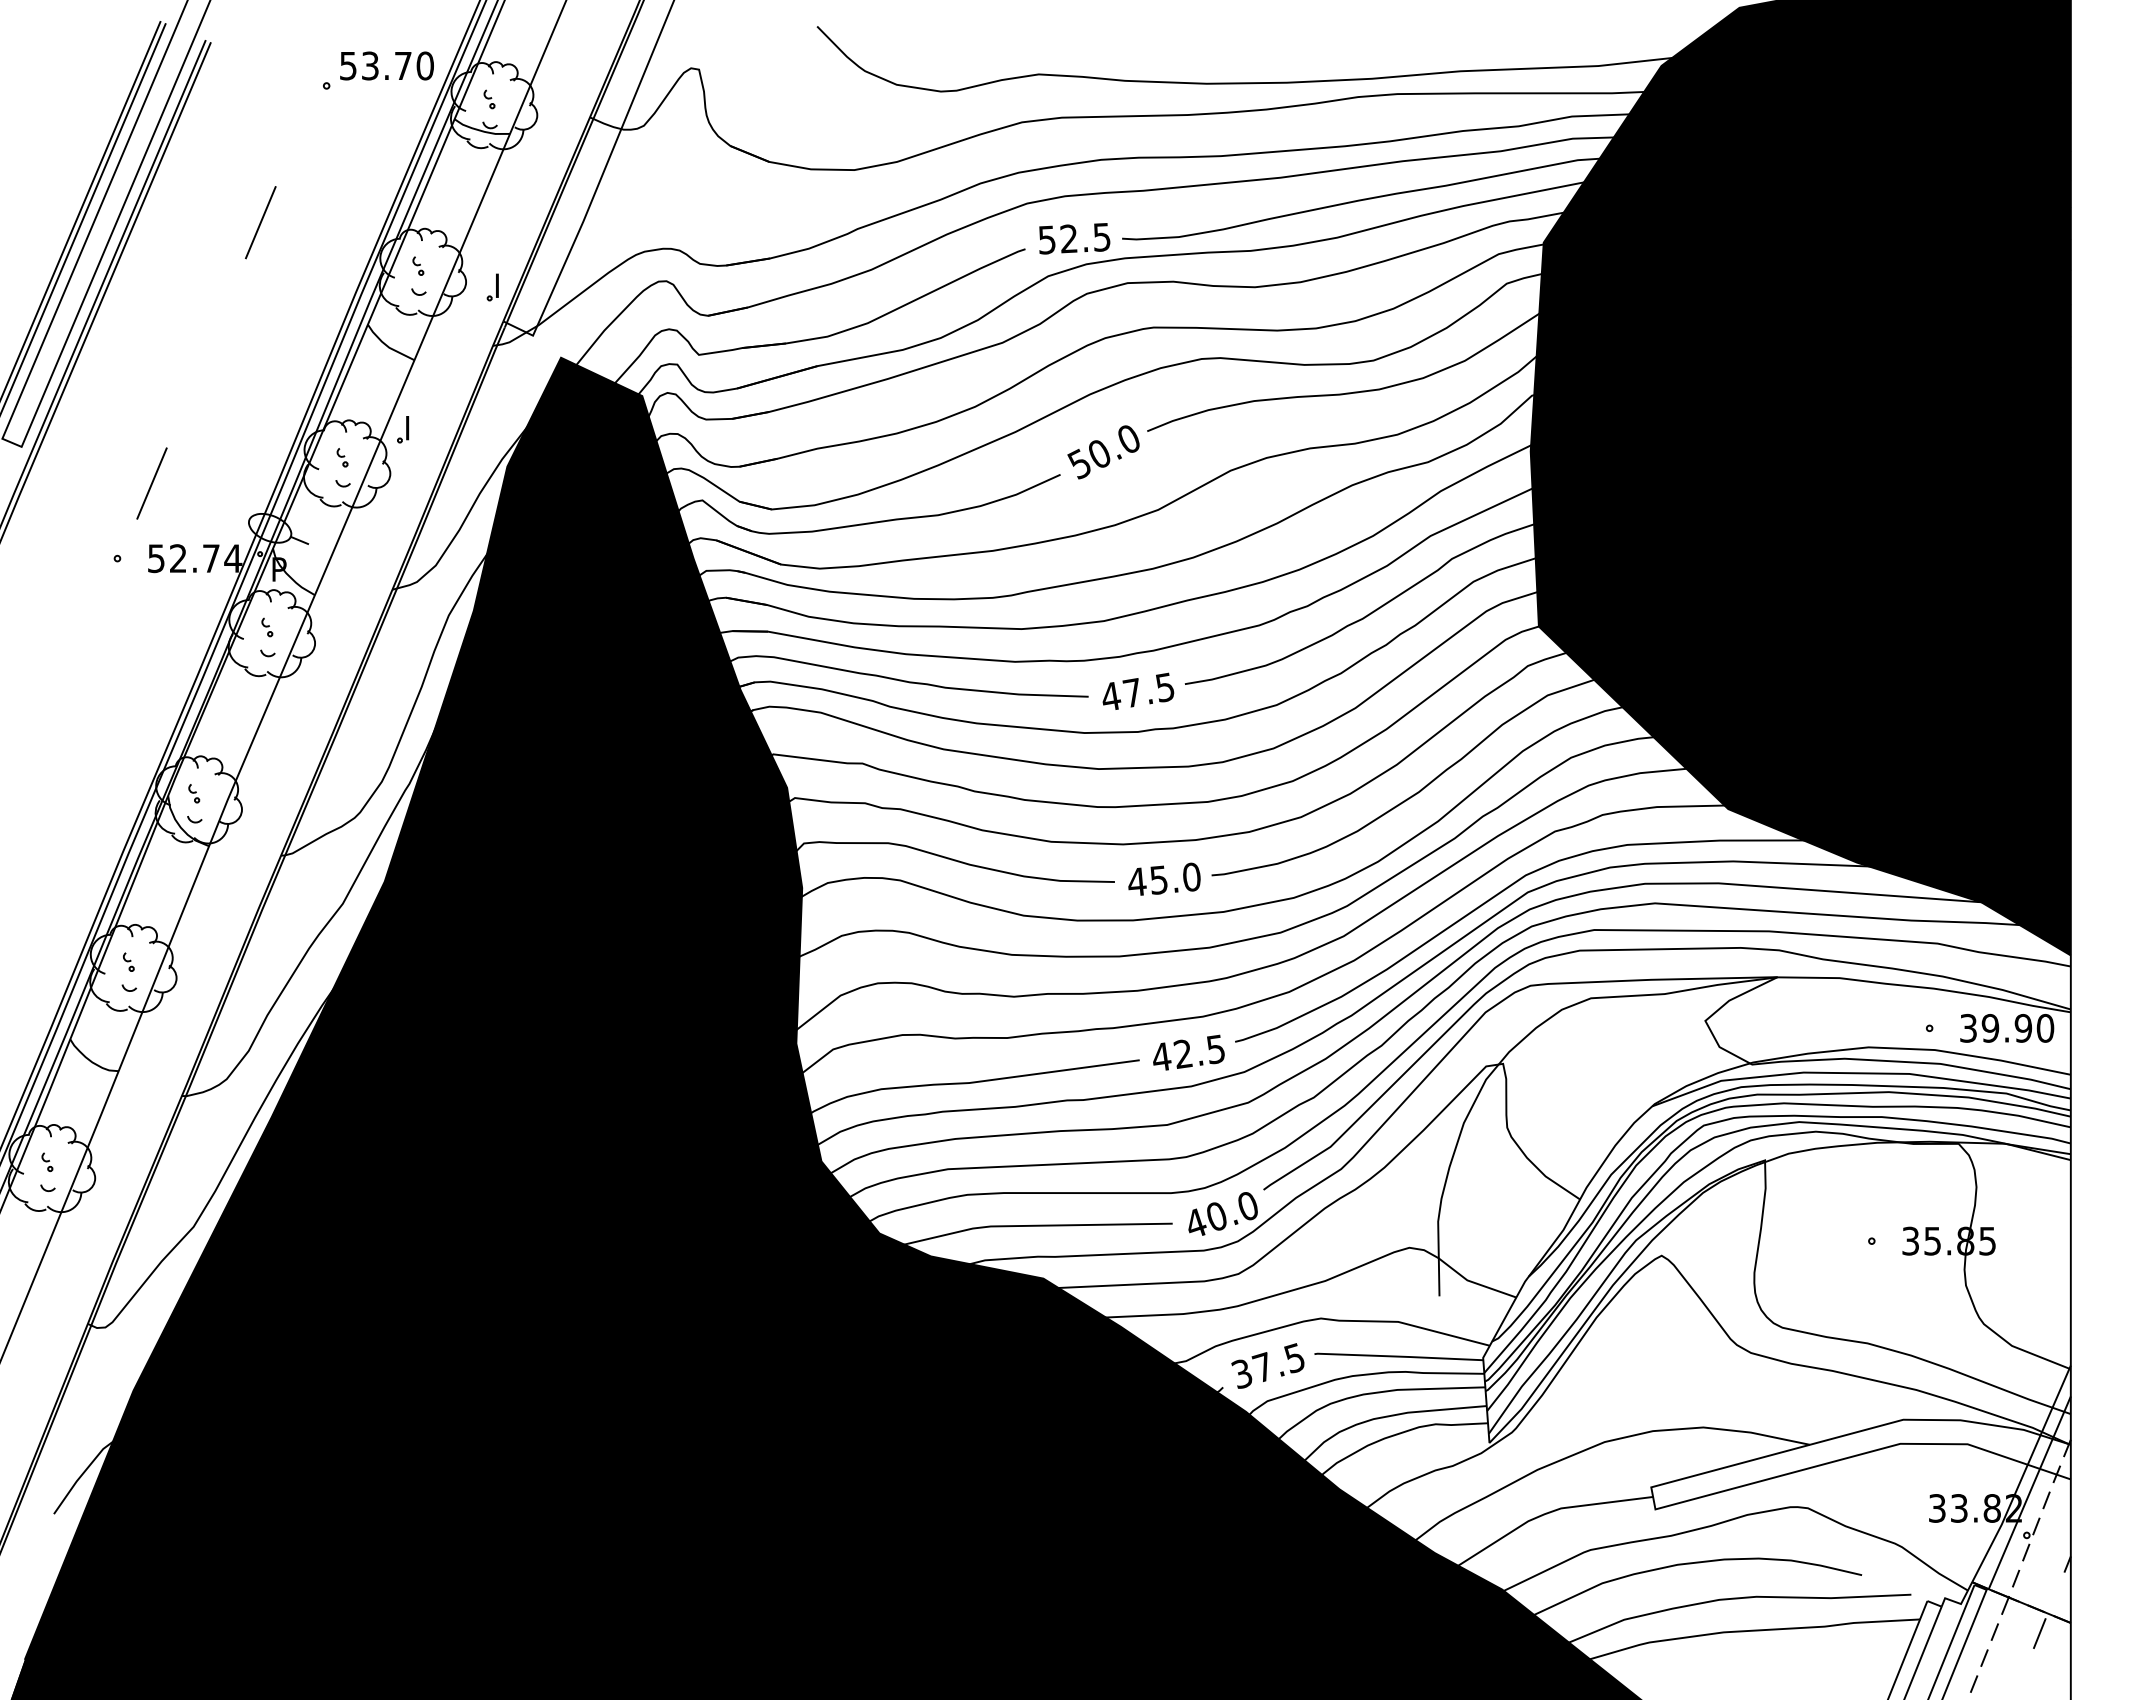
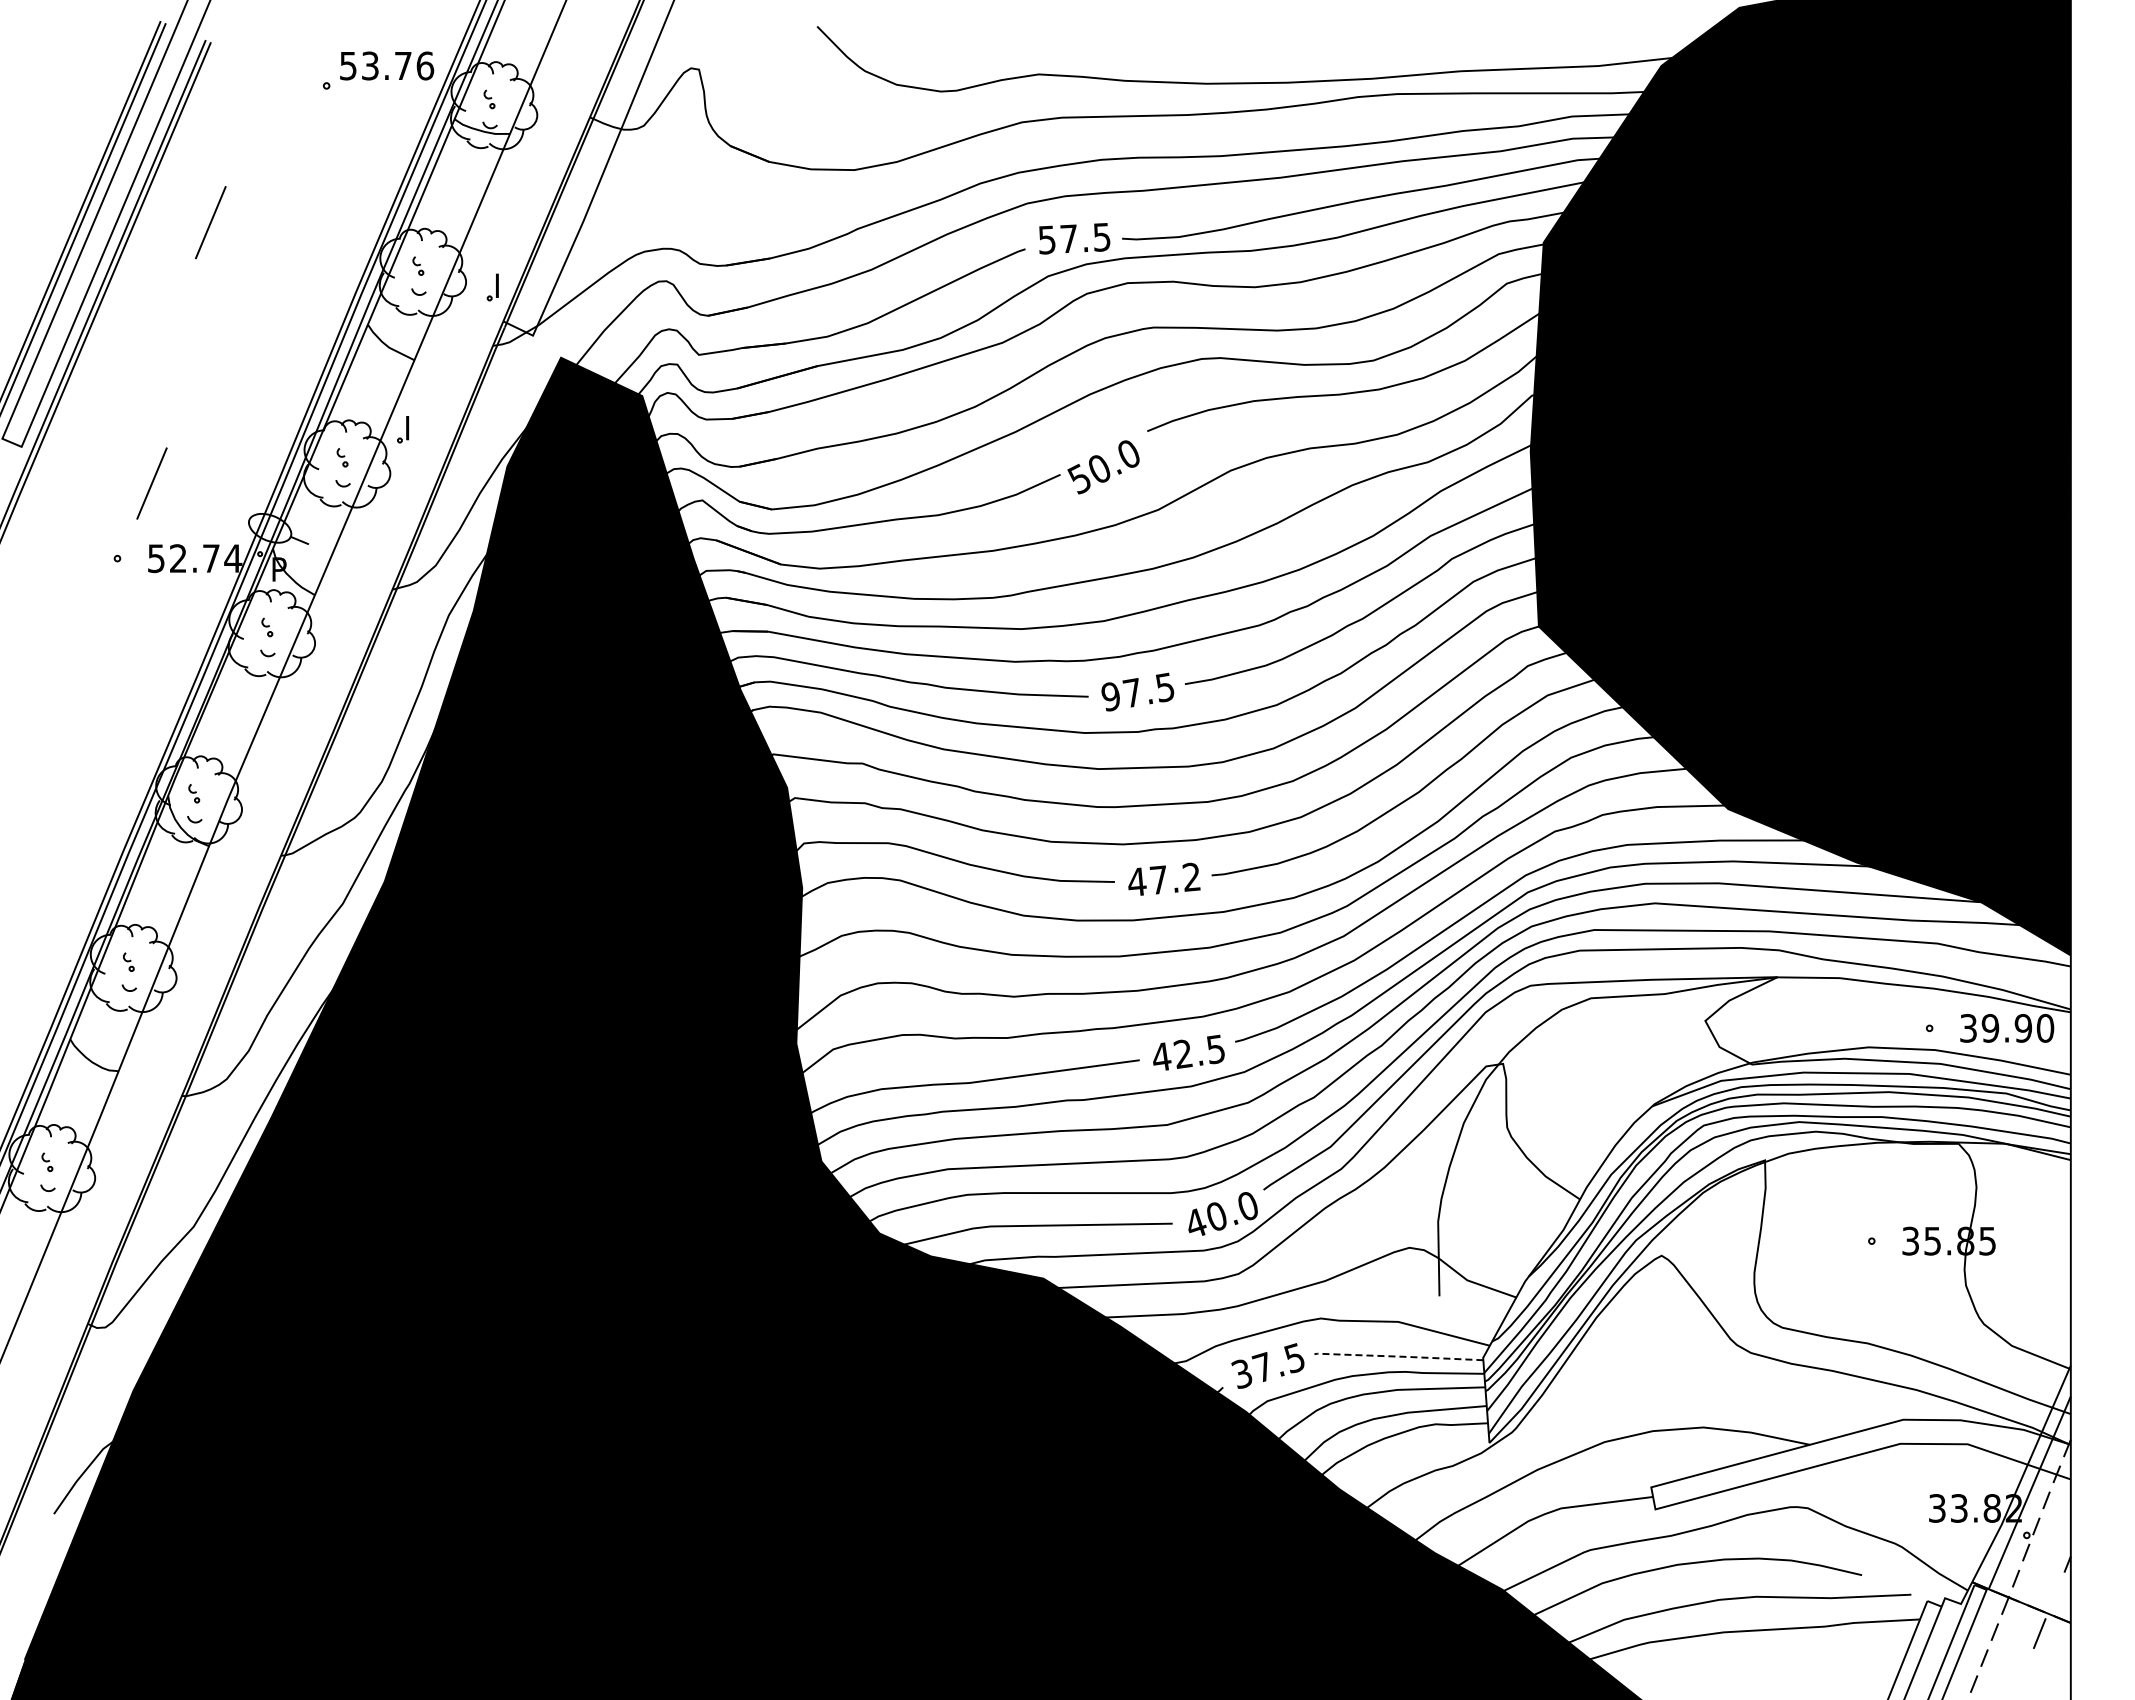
text: 53.70 -> 53.76 (425, 65)
line position: (260, 222) -> (210, 222) (210, 222)
text: 52.5 -> 57.5 (1068, 238)
text position: (1103, 452) -> (1103, 467) (1103, 467)
text: 47.5 -> 97.5 (1111, 696)
text: 45.0 -> 47.2 (1174, 878)
line: solid -> dashed (1398, 1356)
